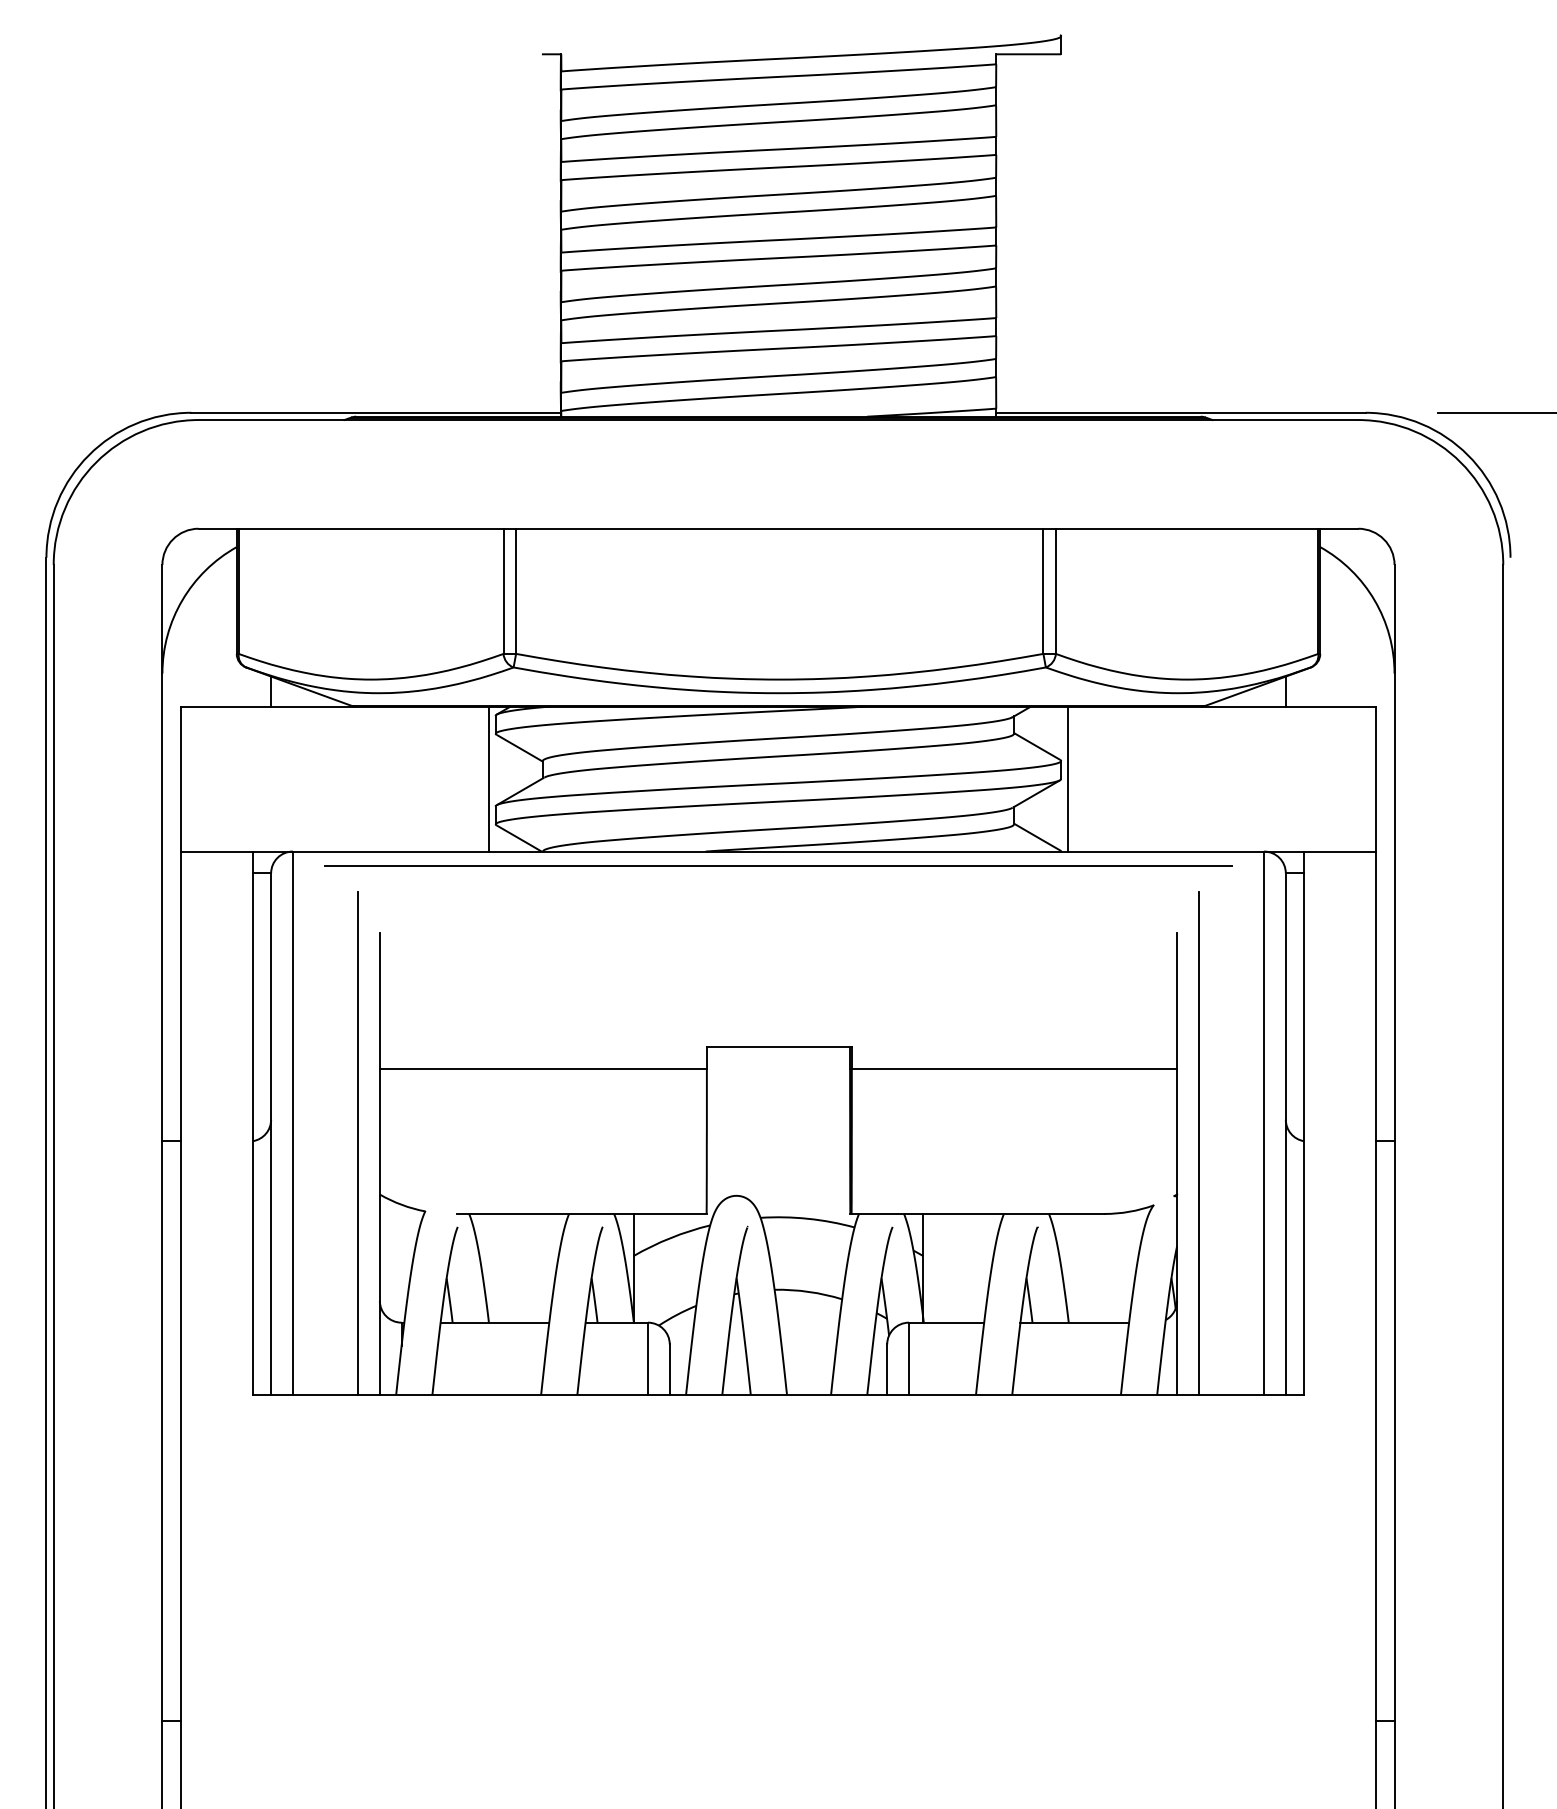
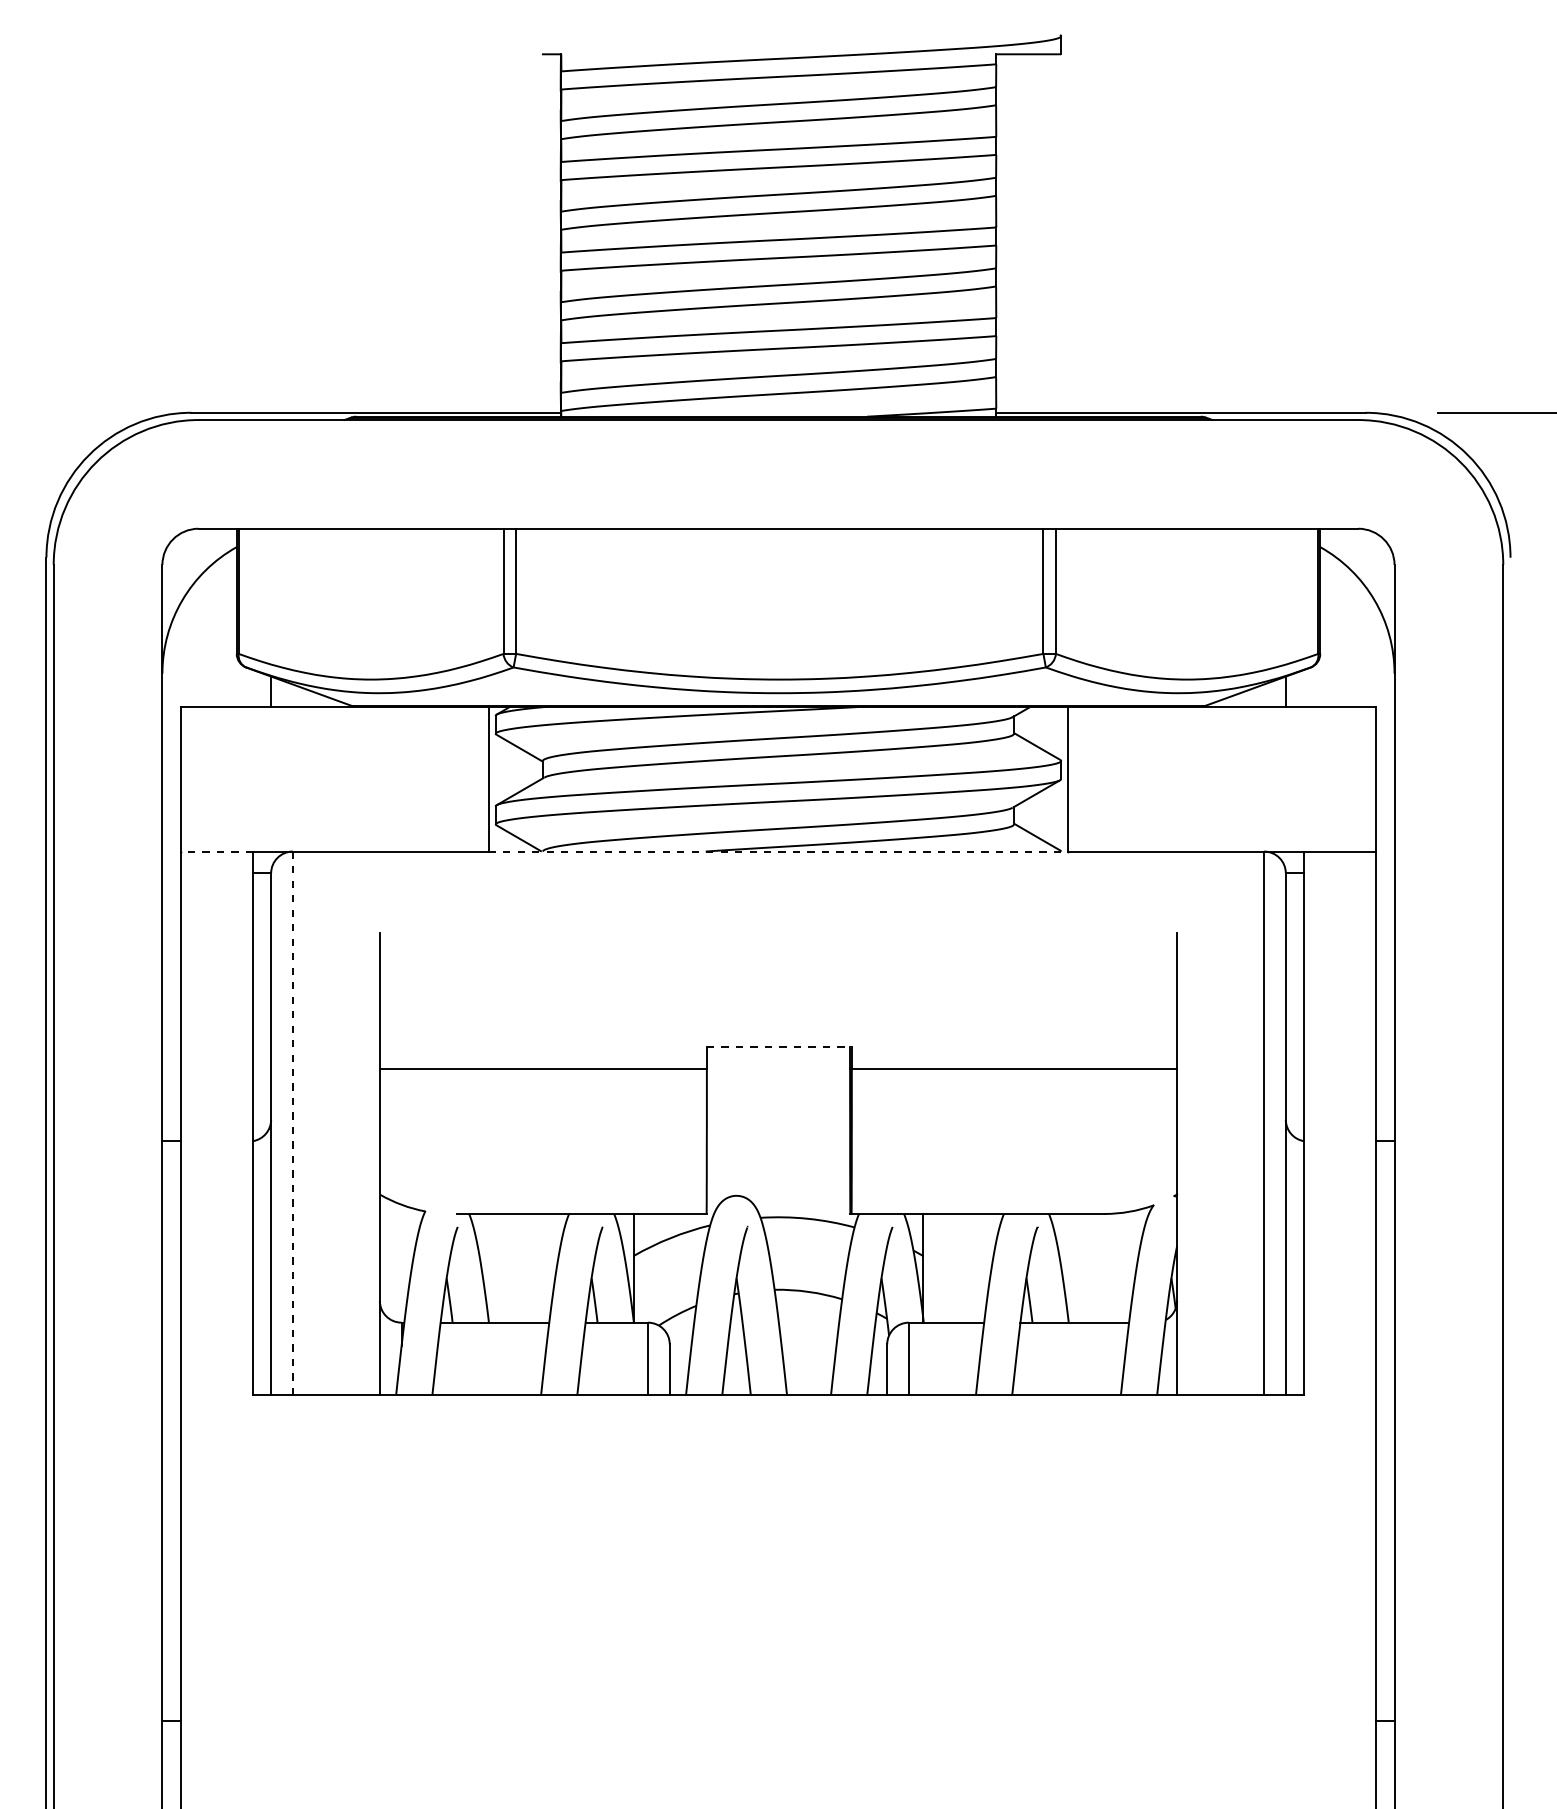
line: solid -> dashed (216, 851)
line: solid -> dashed (778, 851)
line: present -> none (778, 866)
line: solid -> dashed (779, 1047)
line: solid -> dashed (292, 1123)
line: present -> none (358, 1143)
line: present -> none (1198, 1143)
